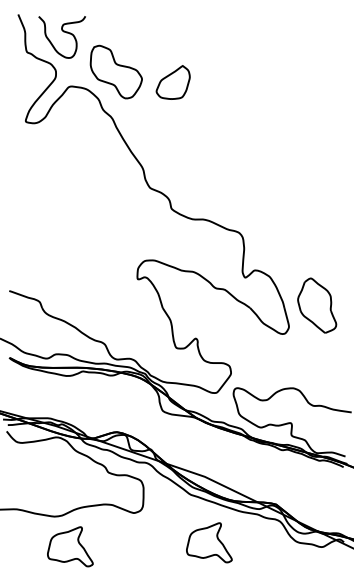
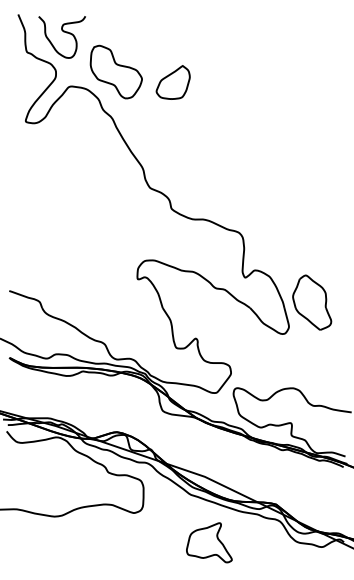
part position: (317, 305) -> (312, 302) (312, 302)
part: present -> none (70, 546)
